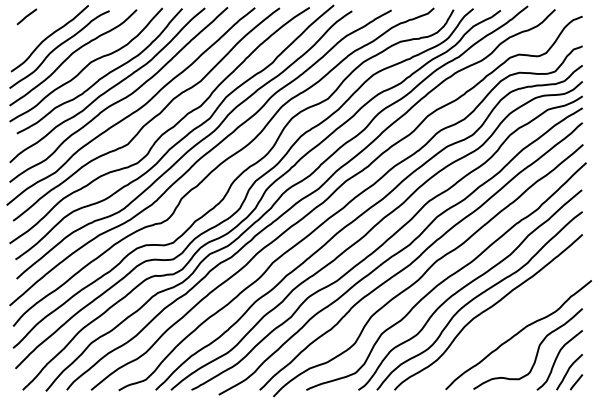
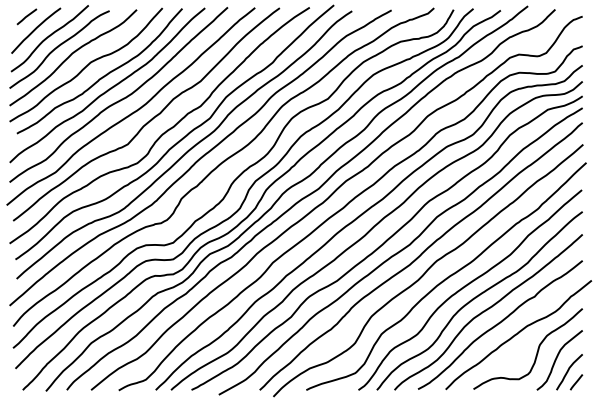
curve: none -> present (36, 29)
curve: none -> present (499, 324)
